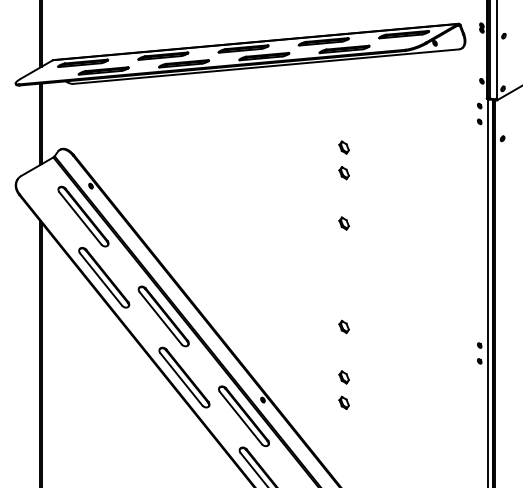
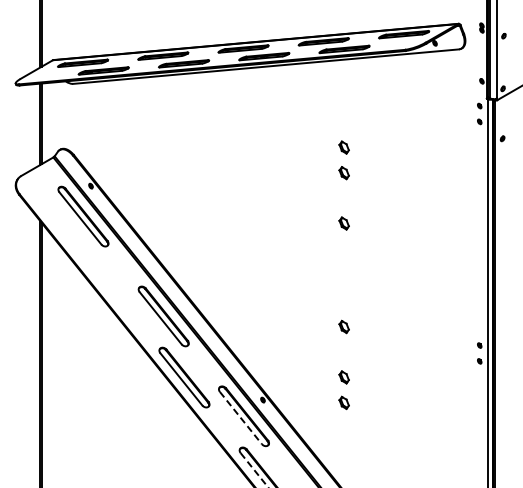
part: present -> none (104, 277)
line: solid -> dashed (240, 418)
line: solid -> dashed (254, 470)
